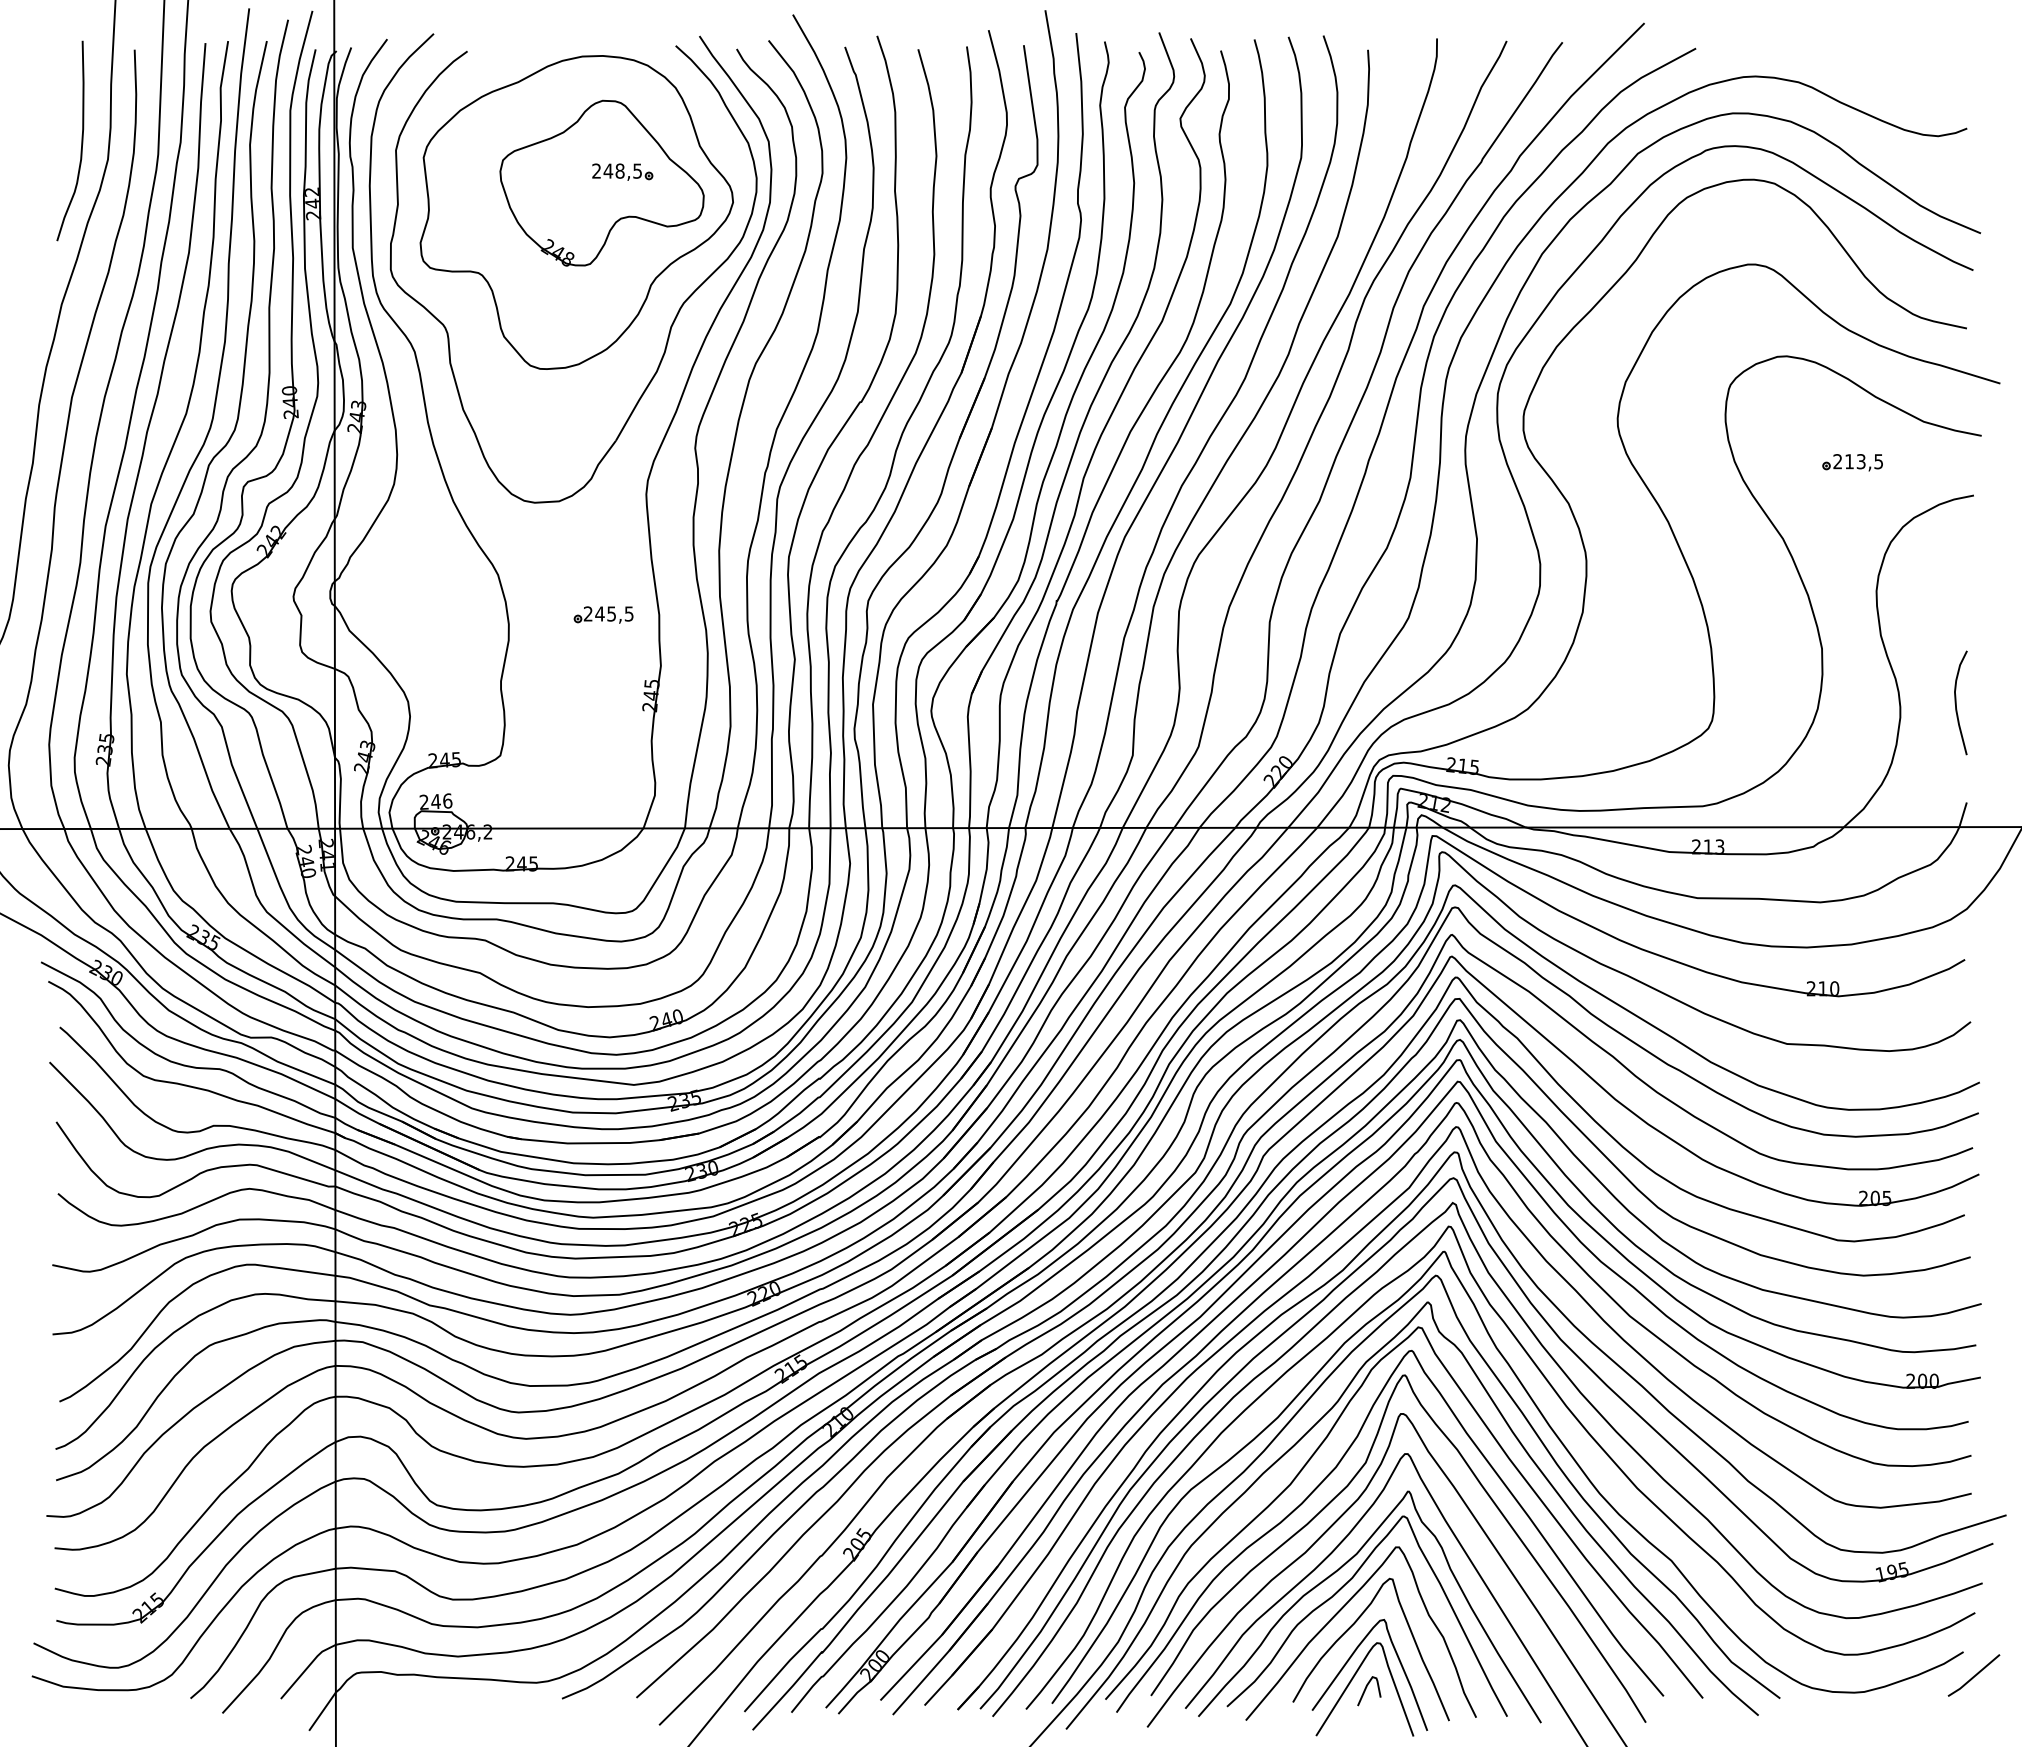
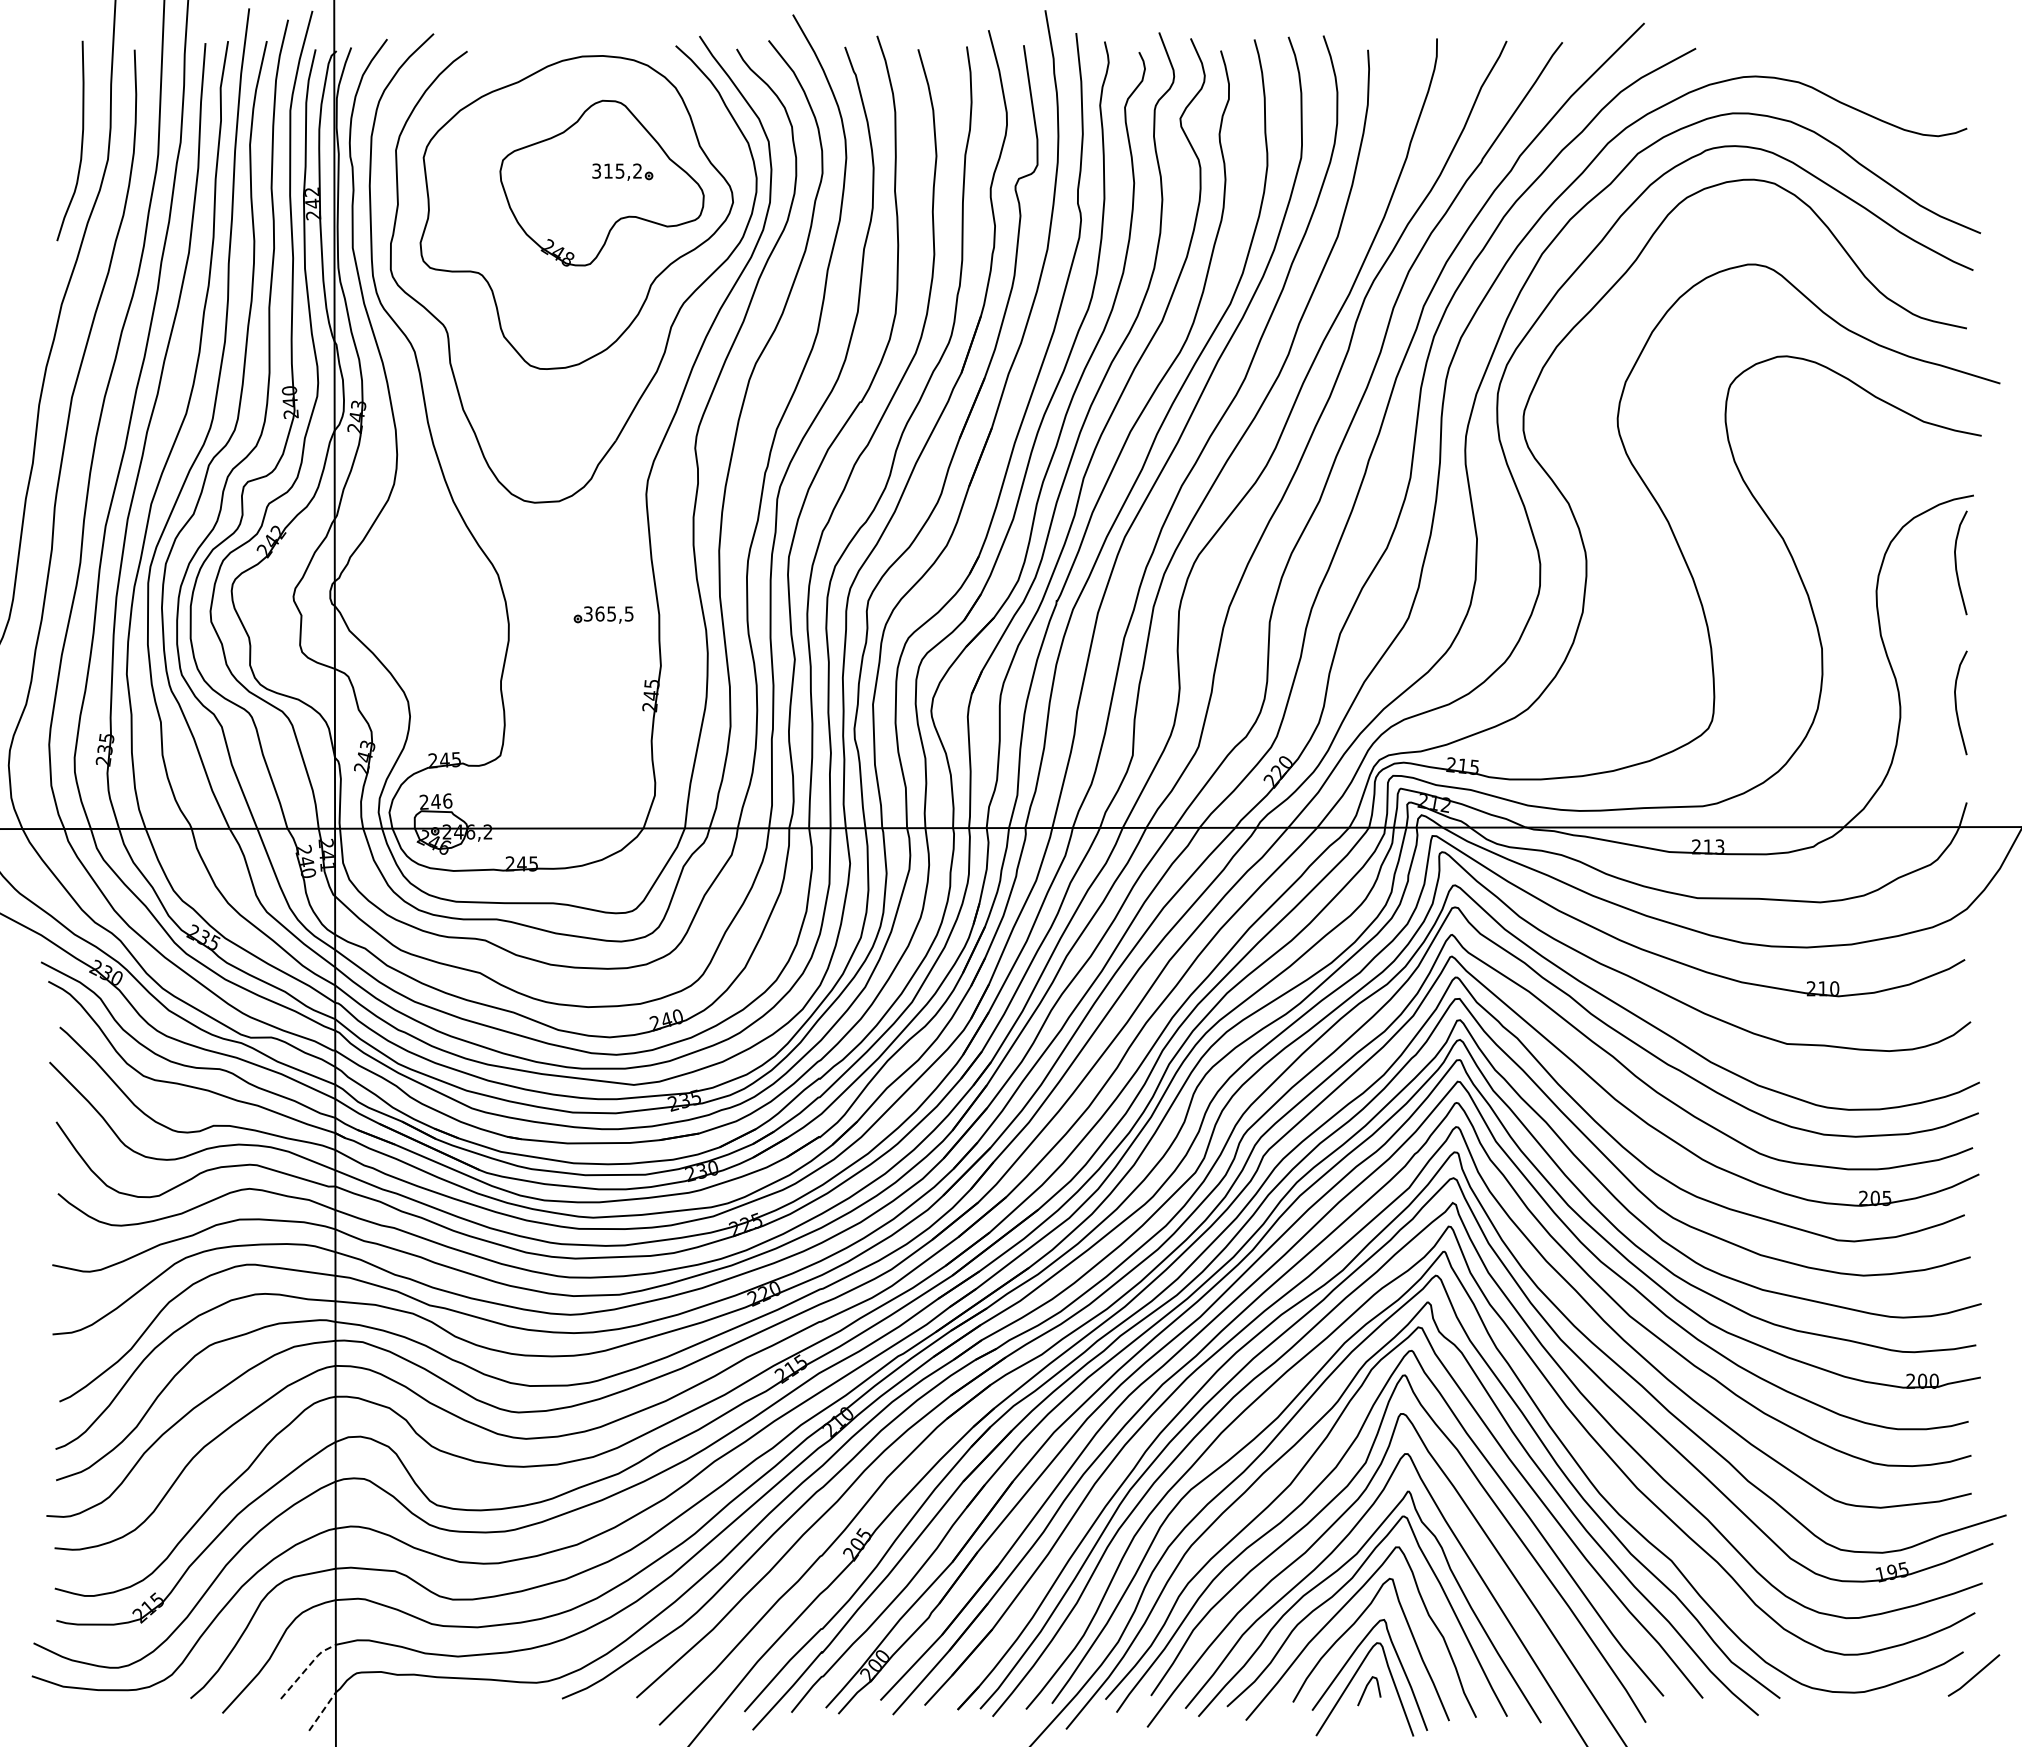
text: 248,5 -> 315,2 (616, 170)
part: present -> none (1852, 462)
curve: none -> present (1956, 562)
text: 245,5 -> 365,5 (594, 613)
line: solid -> dashed (307, 1668)
line: solid -> dashed (322, 1711)
